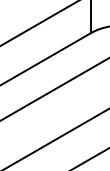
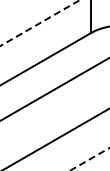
line: solid -> dashed (40, 23)
line: solid -> dashed (89, 159)
